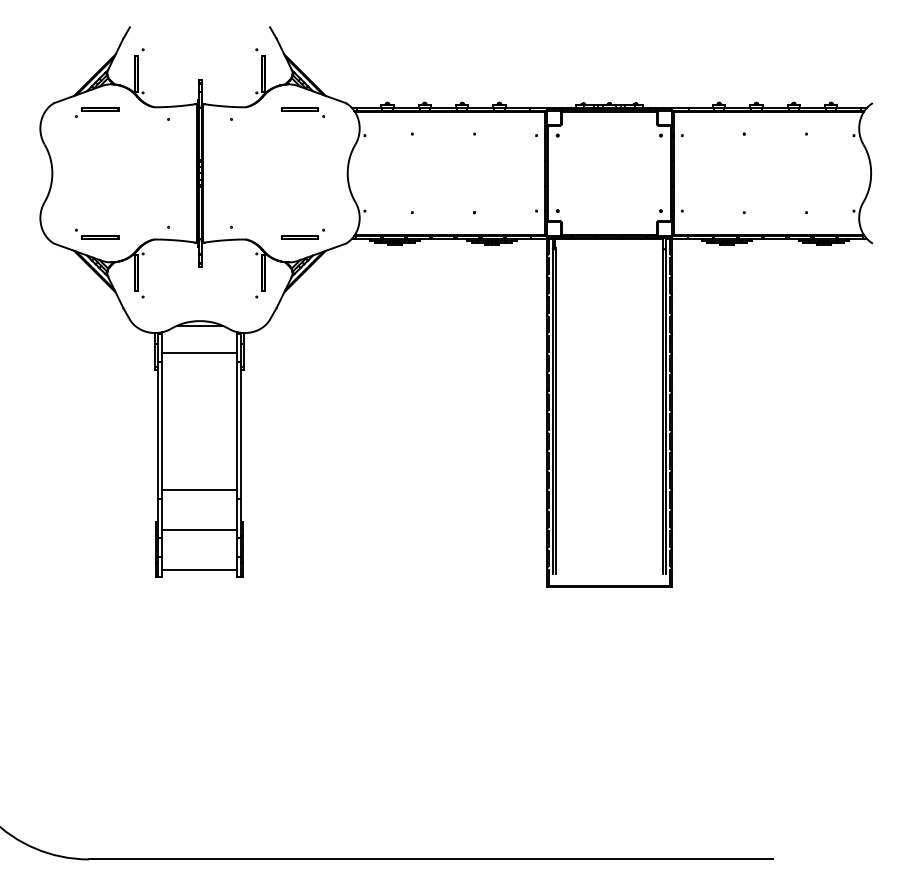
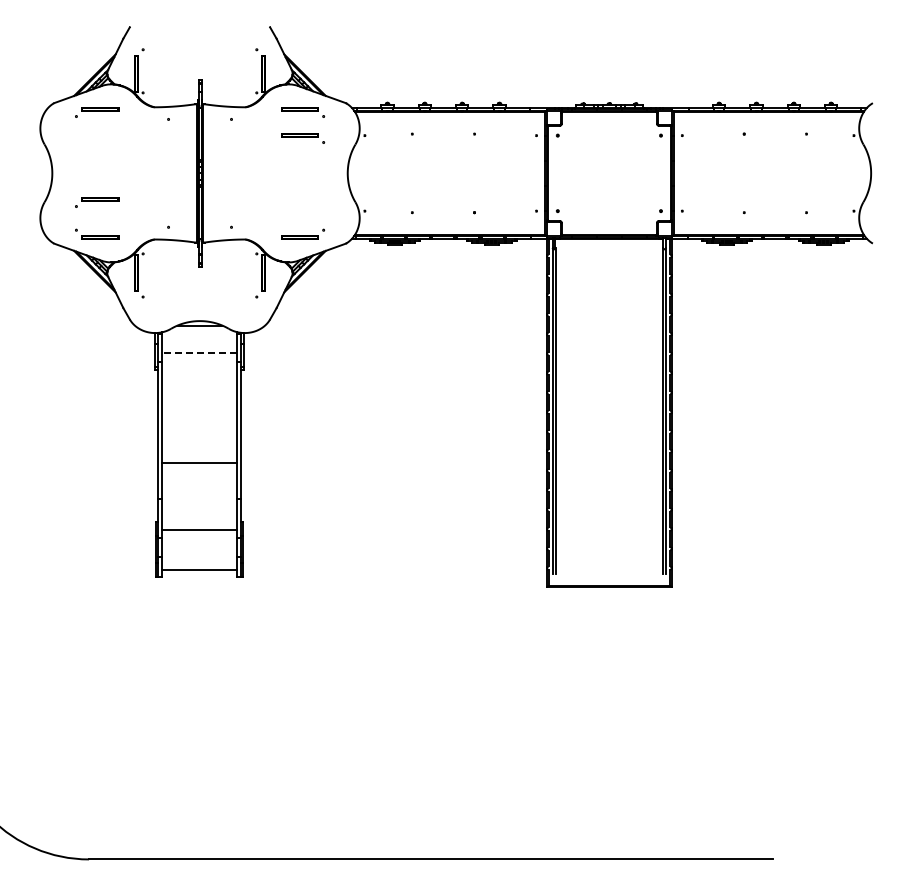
part: none -> present (303, 138)
part: none -> present (97, 202)
line: solid -> dashed (199, 353)
line position: (199, 490) -> (199, 463) (199, 463)
